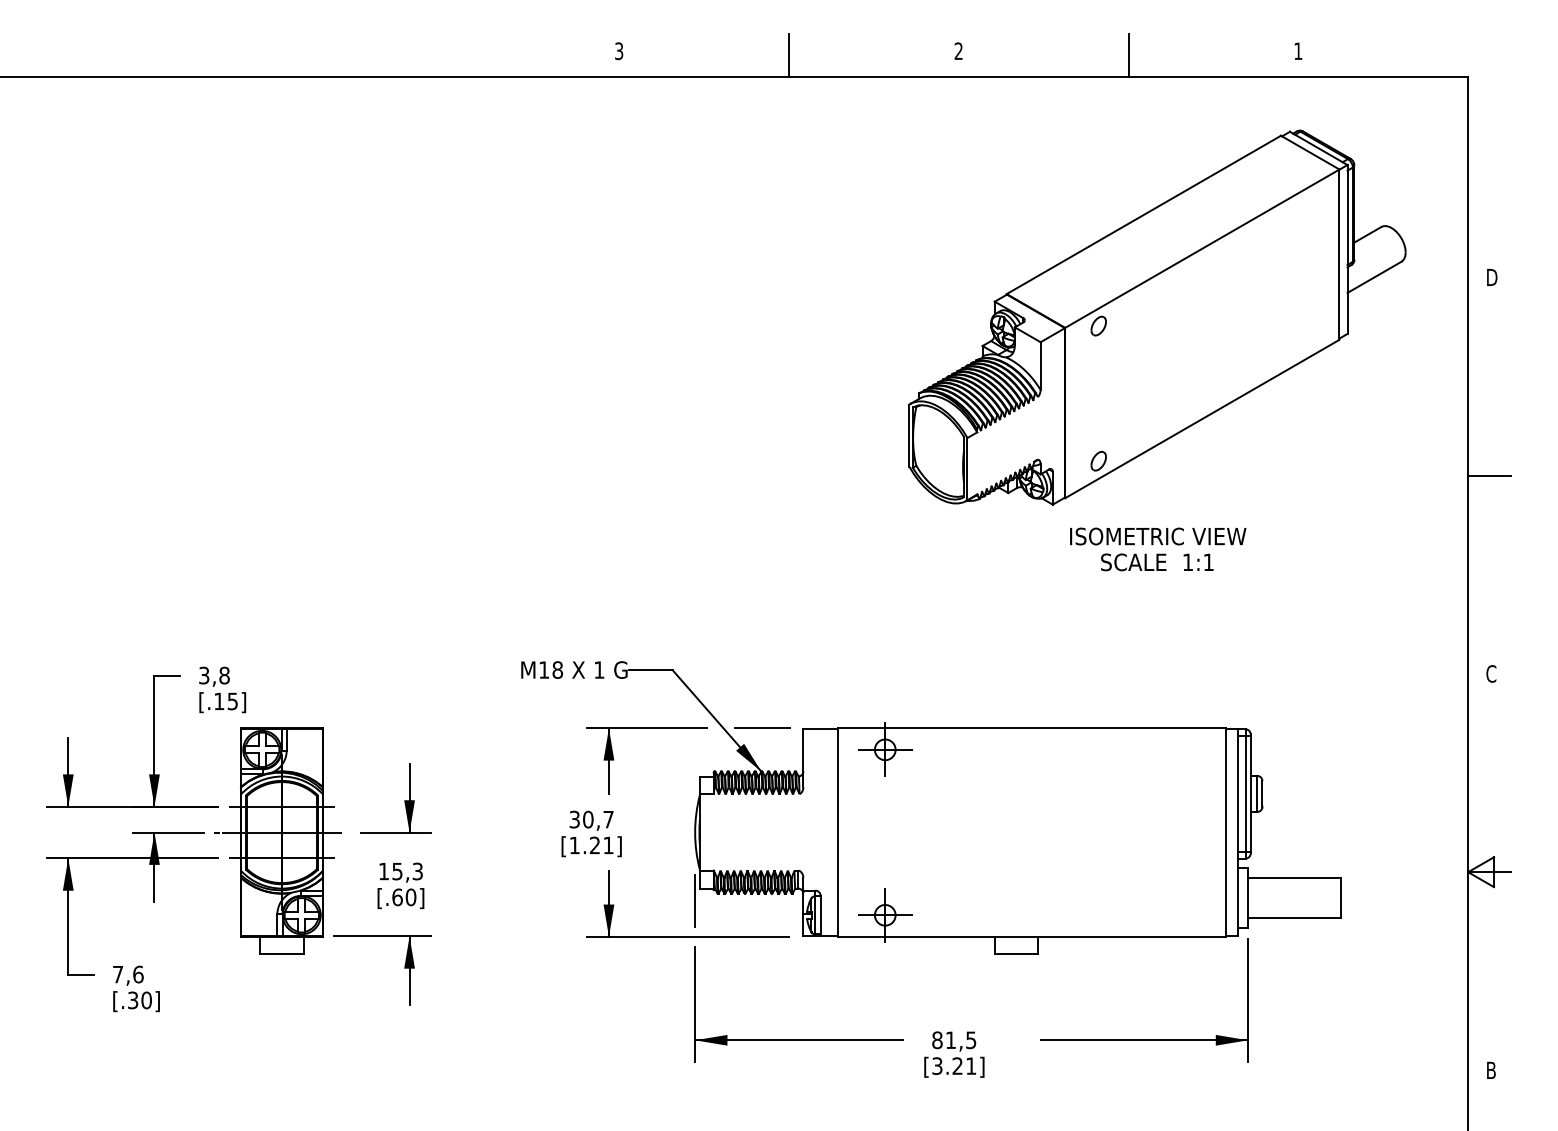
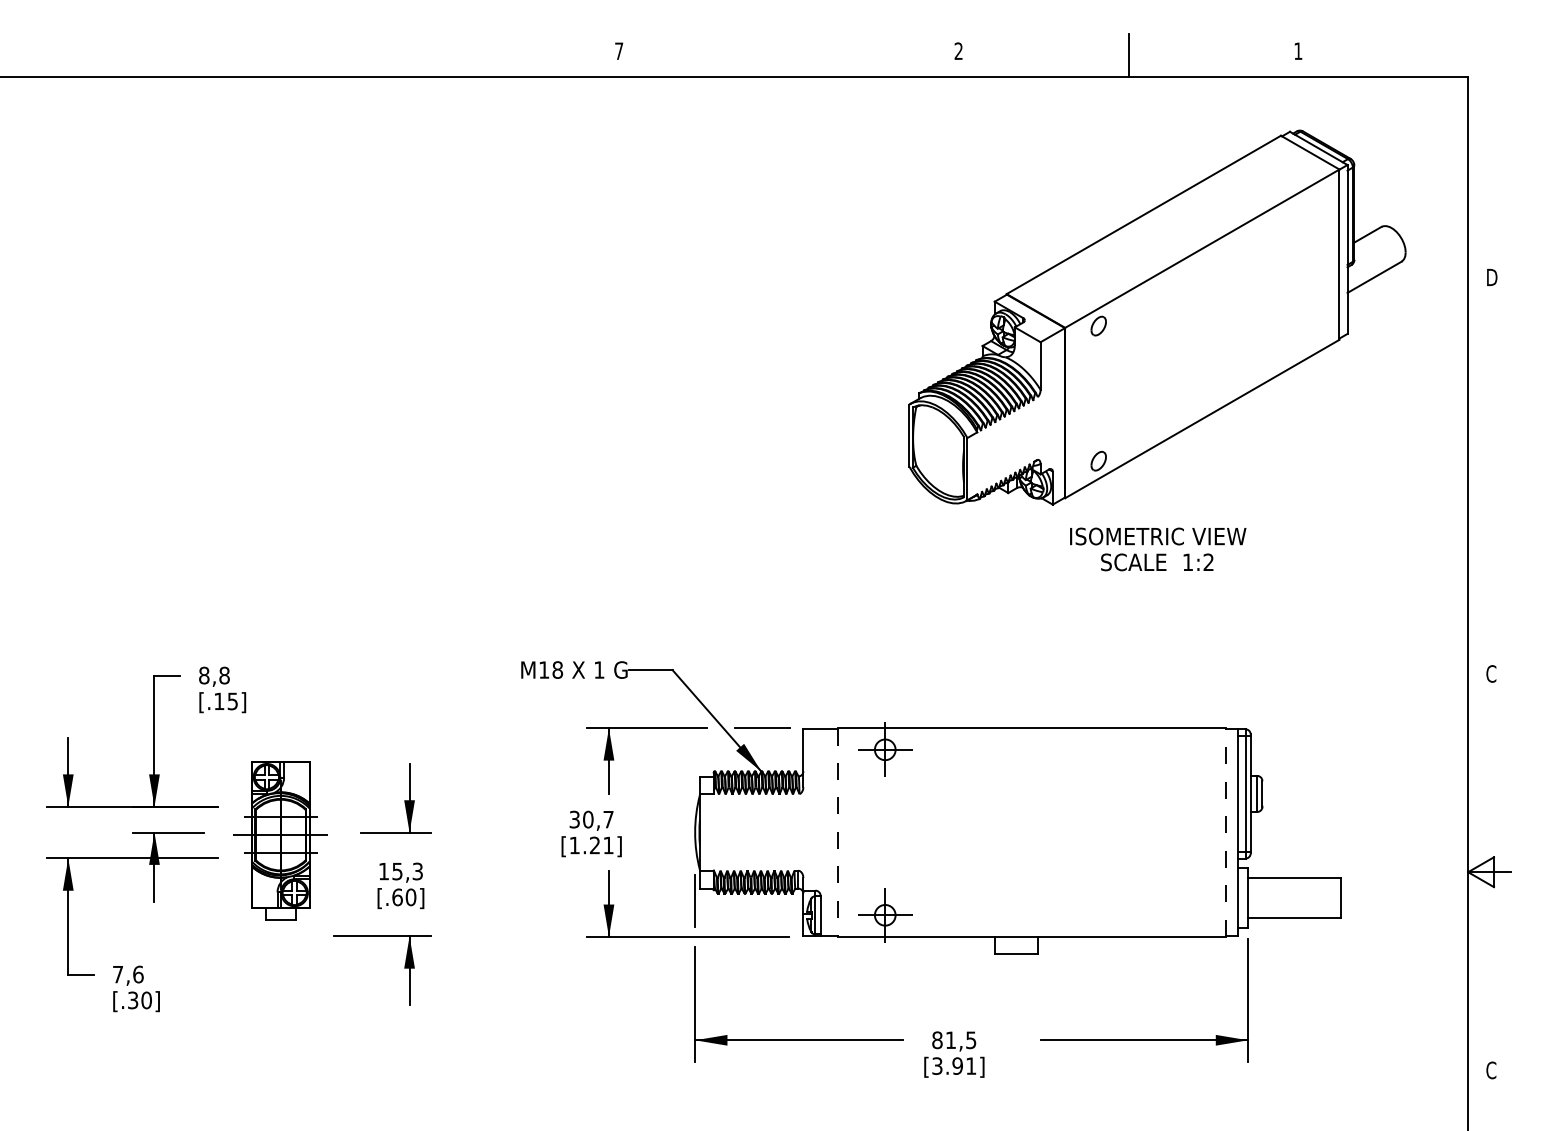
text: 3 -> 7 (619, 51)
line: present -> none (789, 55)
line: present -> none (1489, 475)
text: 1:1 -> 1:2 (1208, 561)
text: 3,8 -> 8,8 (204, 675)
line: solid -> dashed (1225, 832)
line: solid -> dashed (837, 833)
part size: 128x228 px -> 95x160 px (280, 840)
text: [3.21] -> [3.91] (957, 1065)
text: B -> C (1491, 1070)
